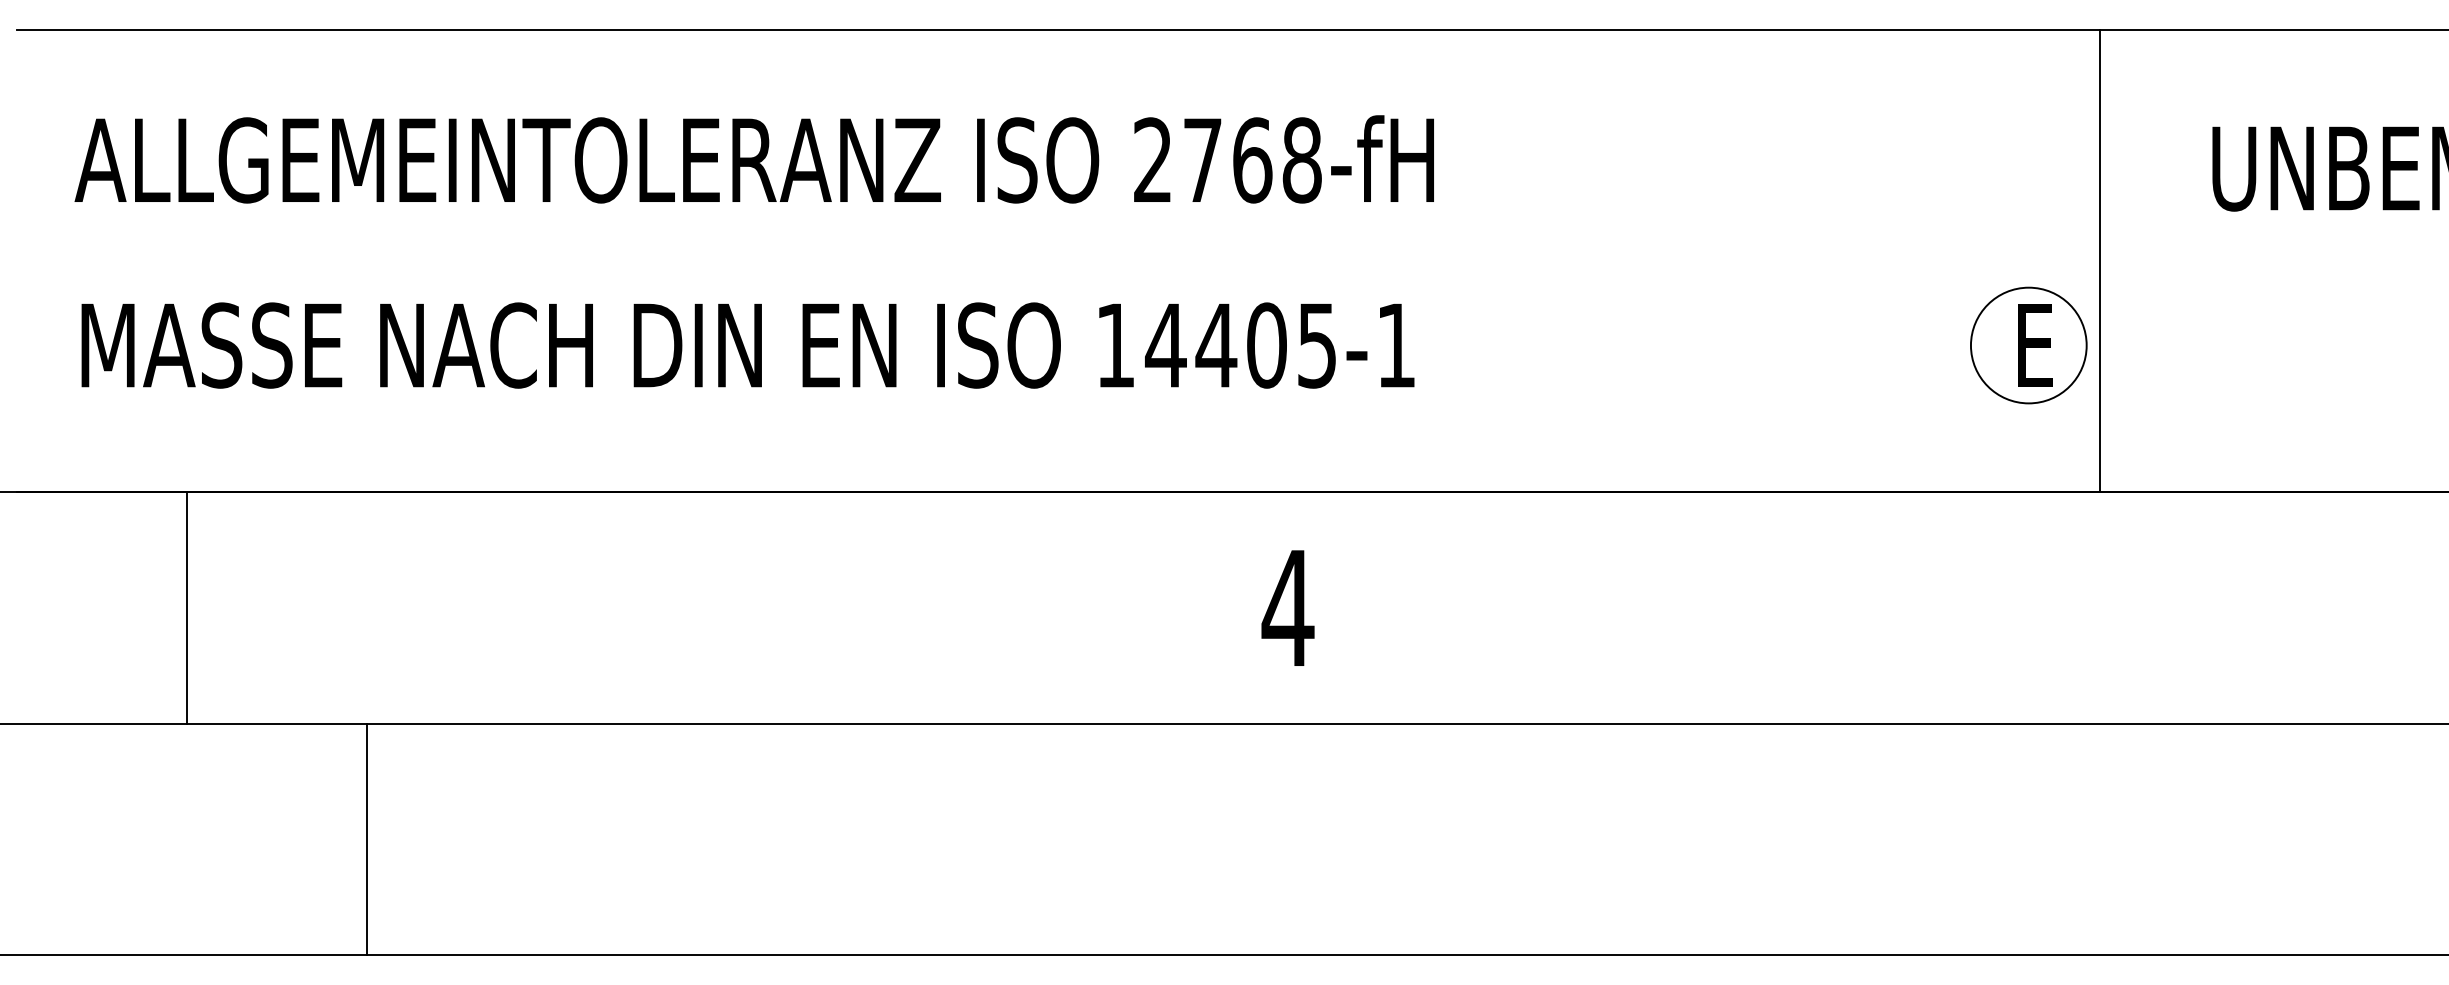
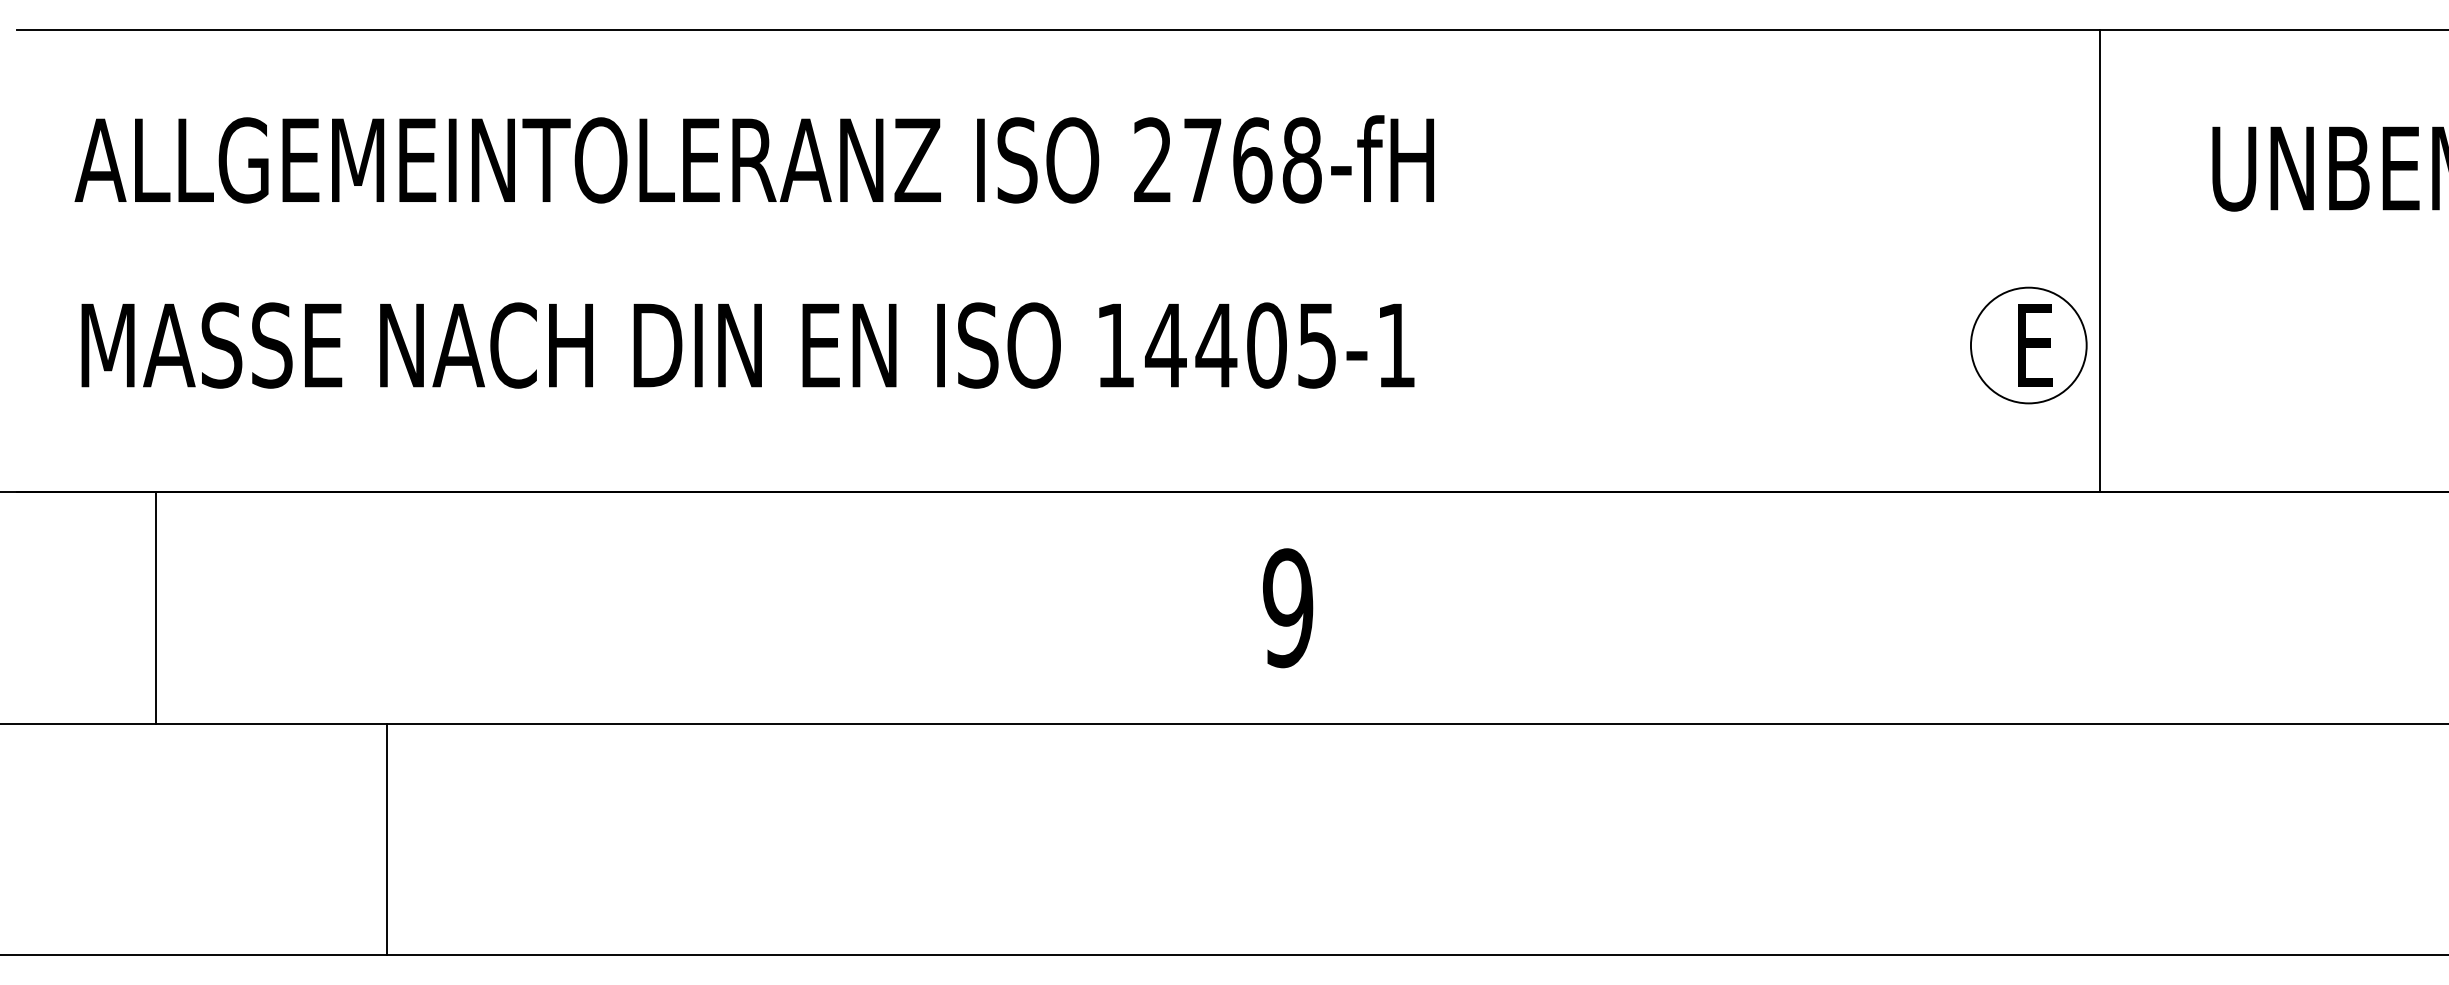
line position: (187, 607) -> (156, 607) (156, 607)
text: 4 -> 9 (1287, 608)
line position: (367, 839) -> (387, 839) (387, 839)
